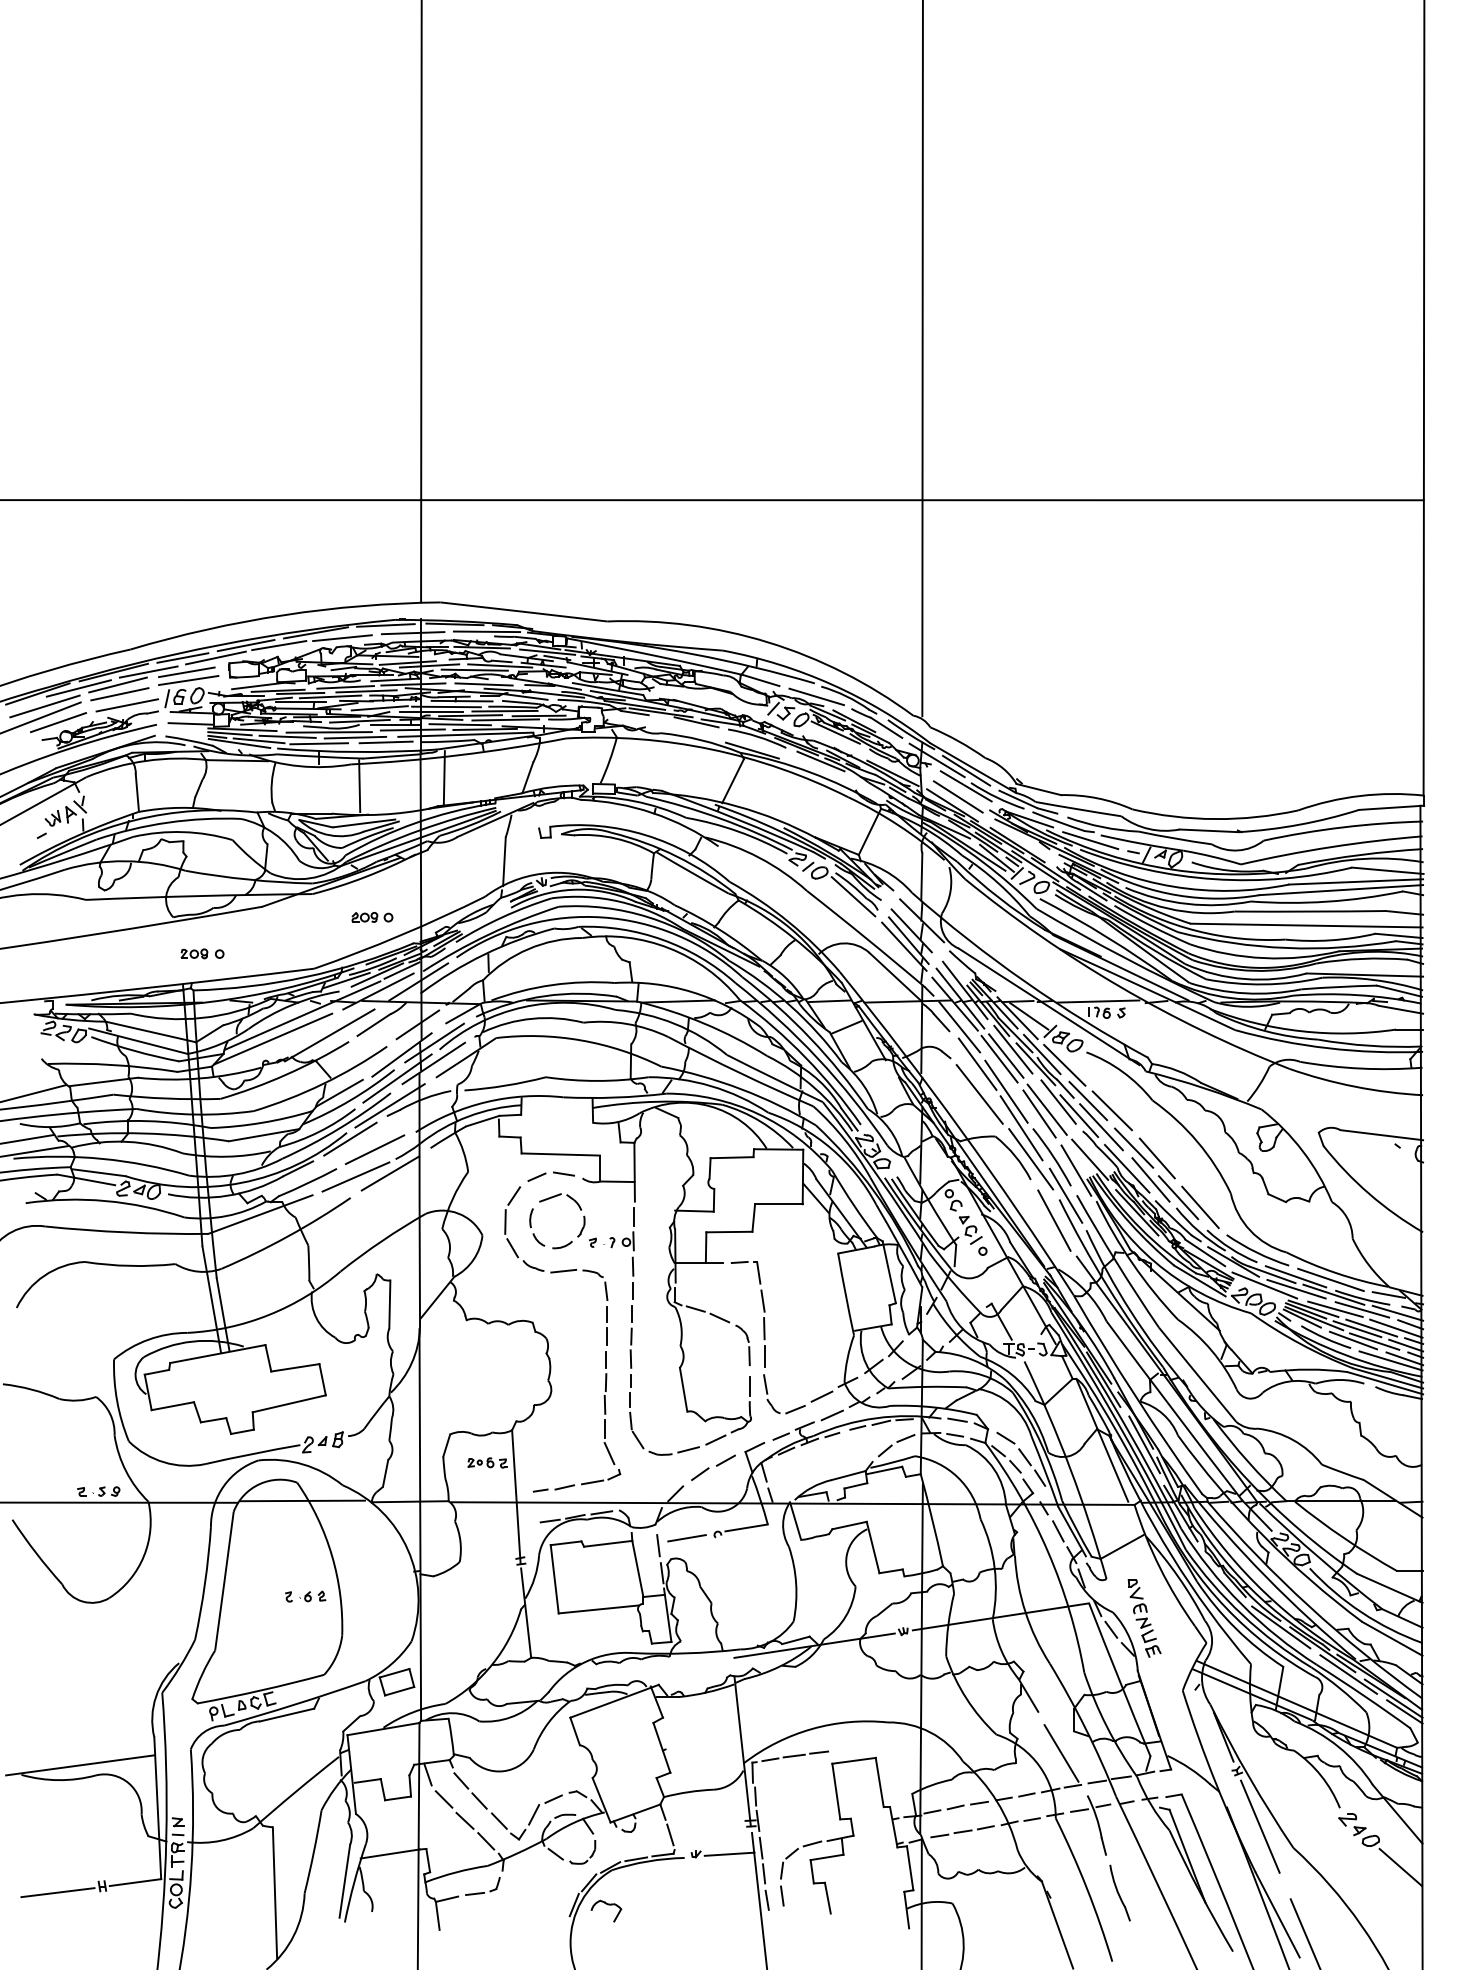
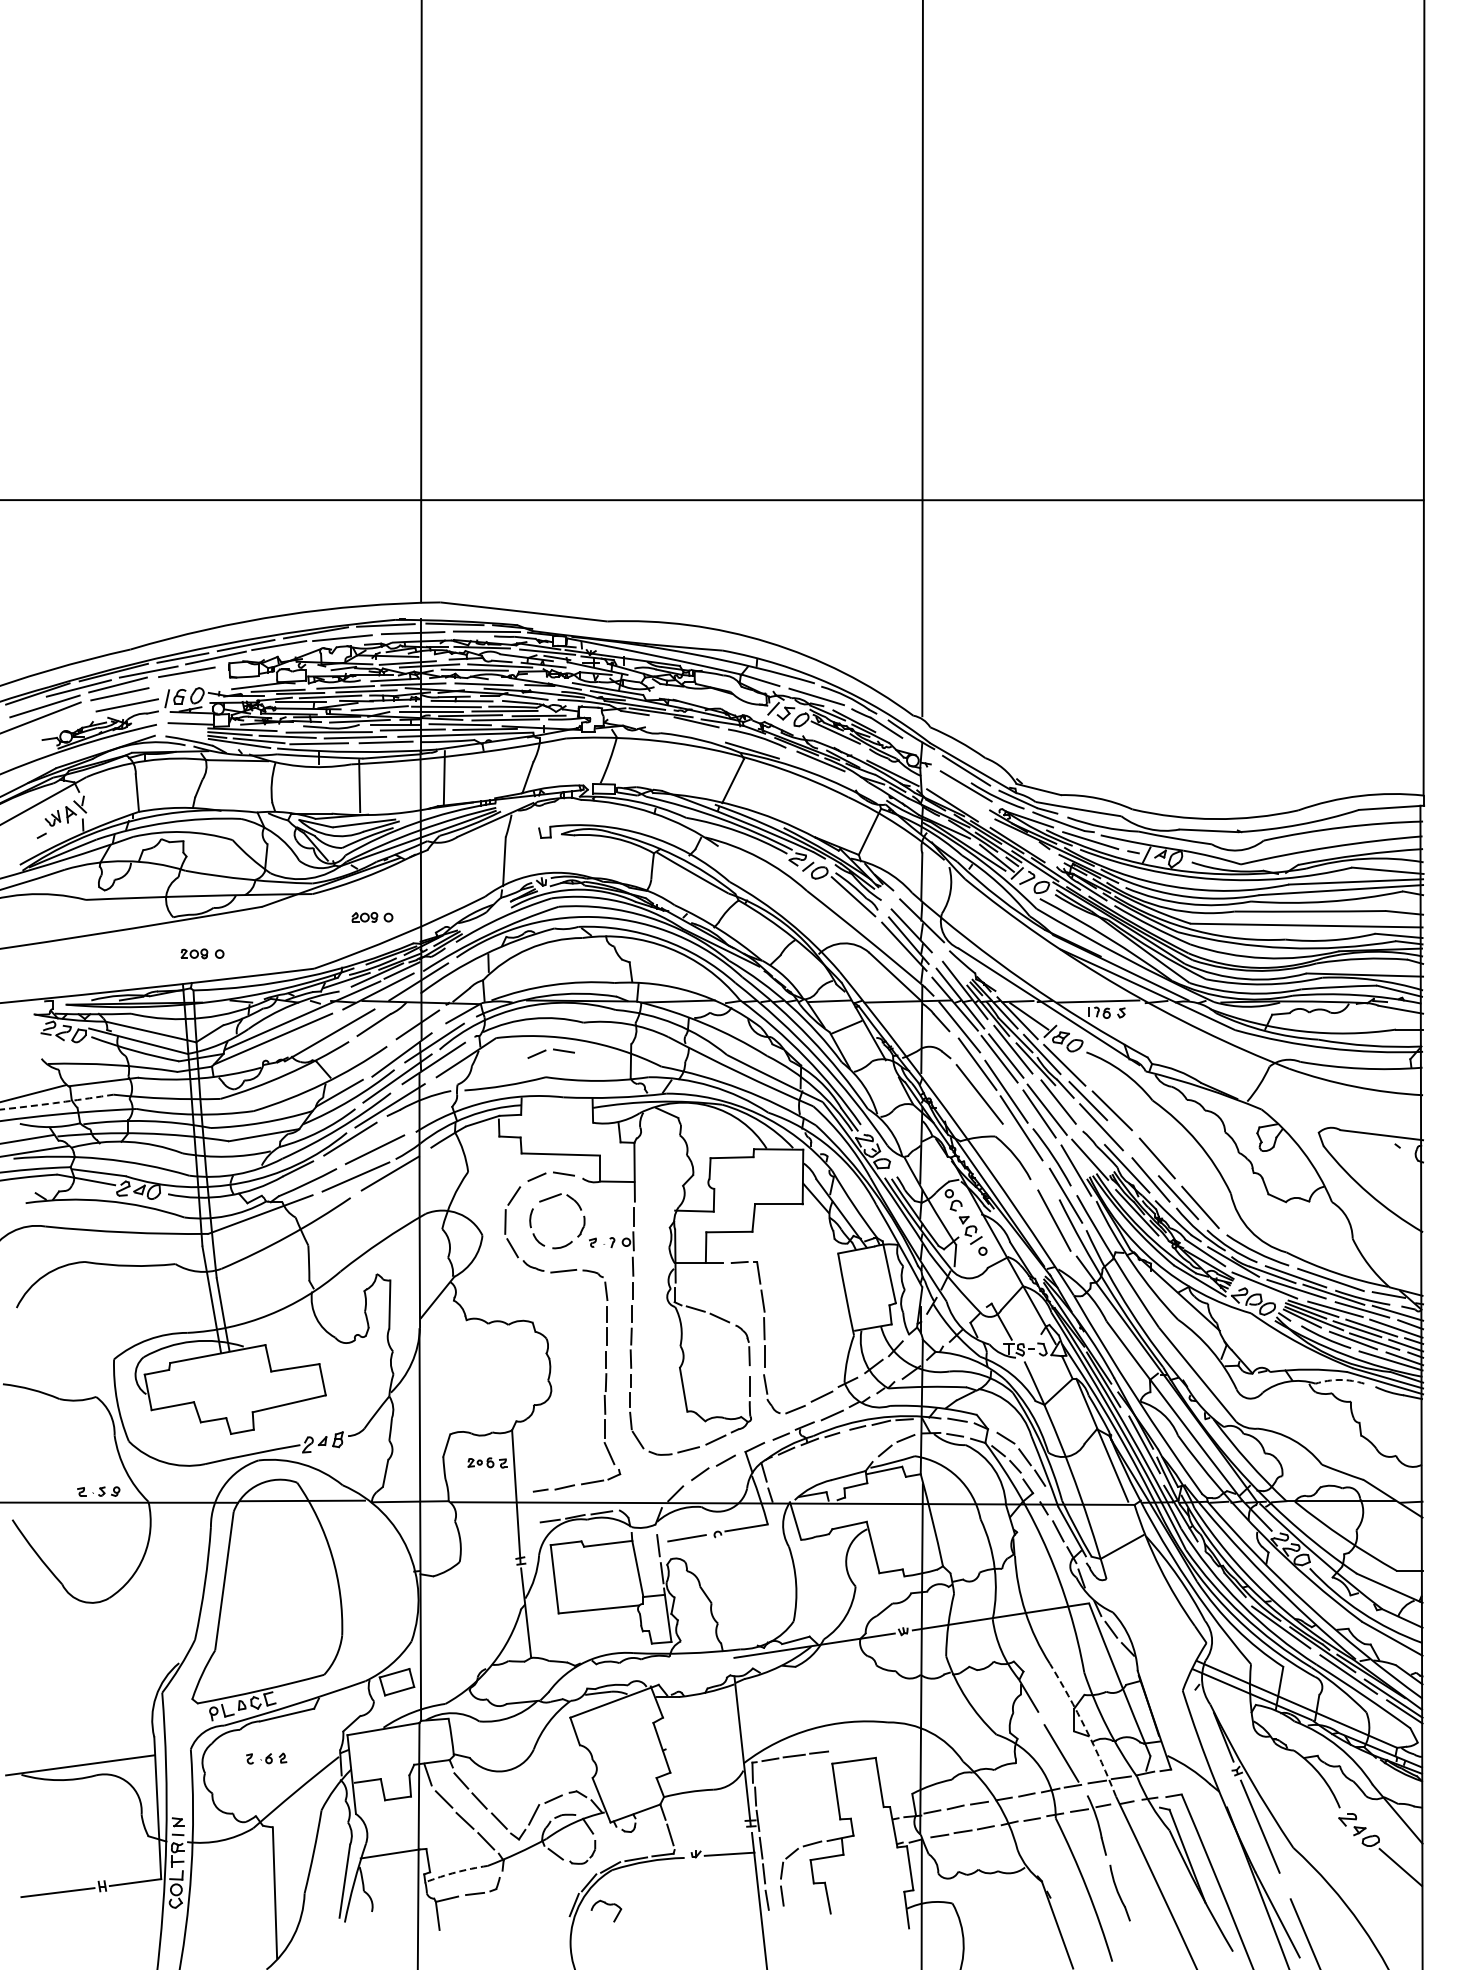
line: present -> none (188, 680)
line: present -> none (58, 722)
line: present -> none (936, 760)
line: present -> none (957, 796)
part: none -> present (550, 1053)
arc: solid -> dashed (56, 1102)
line: present -> none (1079, 1116)
line: present -> none (1134, 1147)
line: present -> none (1031, 1159)
arc: solid -> dashed (1339, 1379)
part position: (305, 1596) -> (266, 1758) (266, 1758)
part: present -> none (1144, 1618)
arc: solid -> dashed (1085, 1728)
arc: solid -> dashed (456, 1872)
